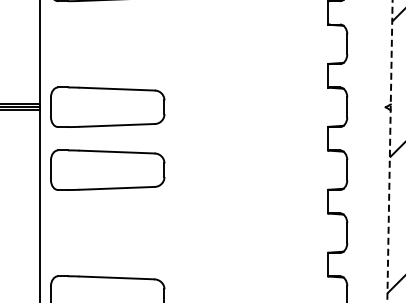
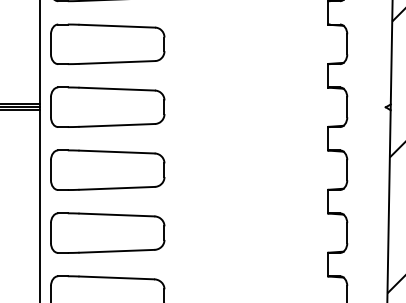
part: none -> present (107, 43)
line: dashed -> solid (389, 151)
part: none -> present (107, 232)
